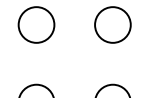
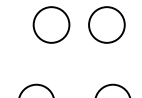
circle position: (36, 24) -> (51, 24) (51, 24)
circle position: (112, 24) -> (106, 24) (106, 24)
